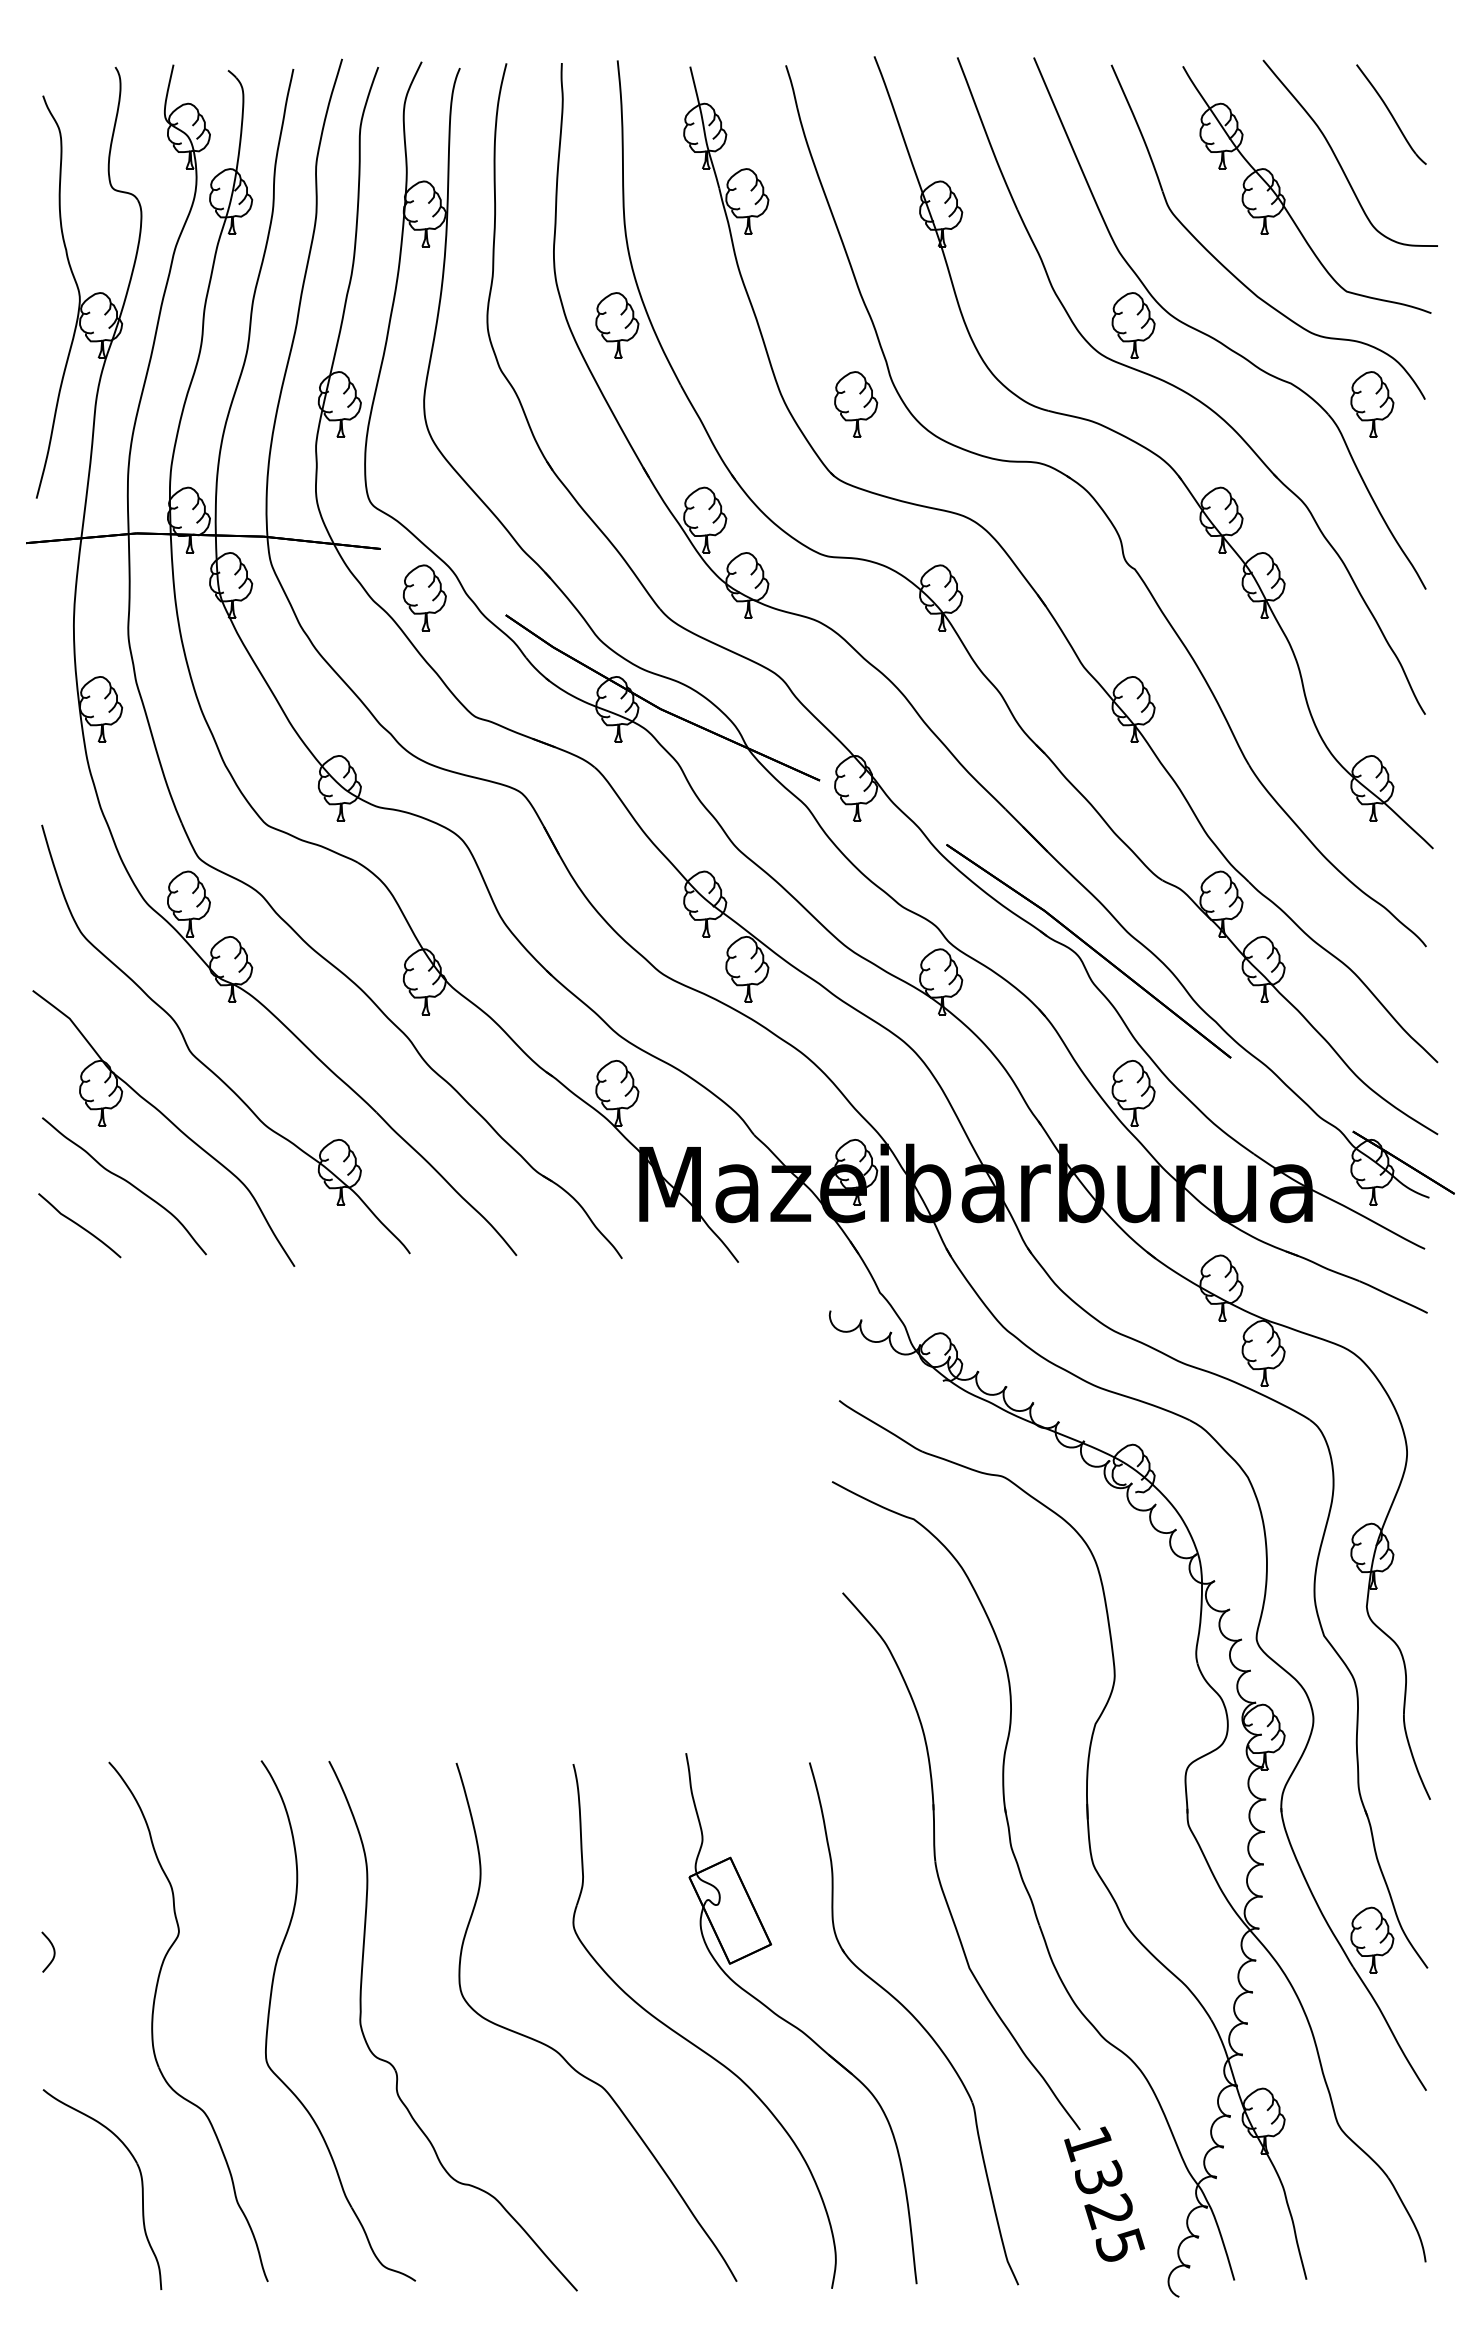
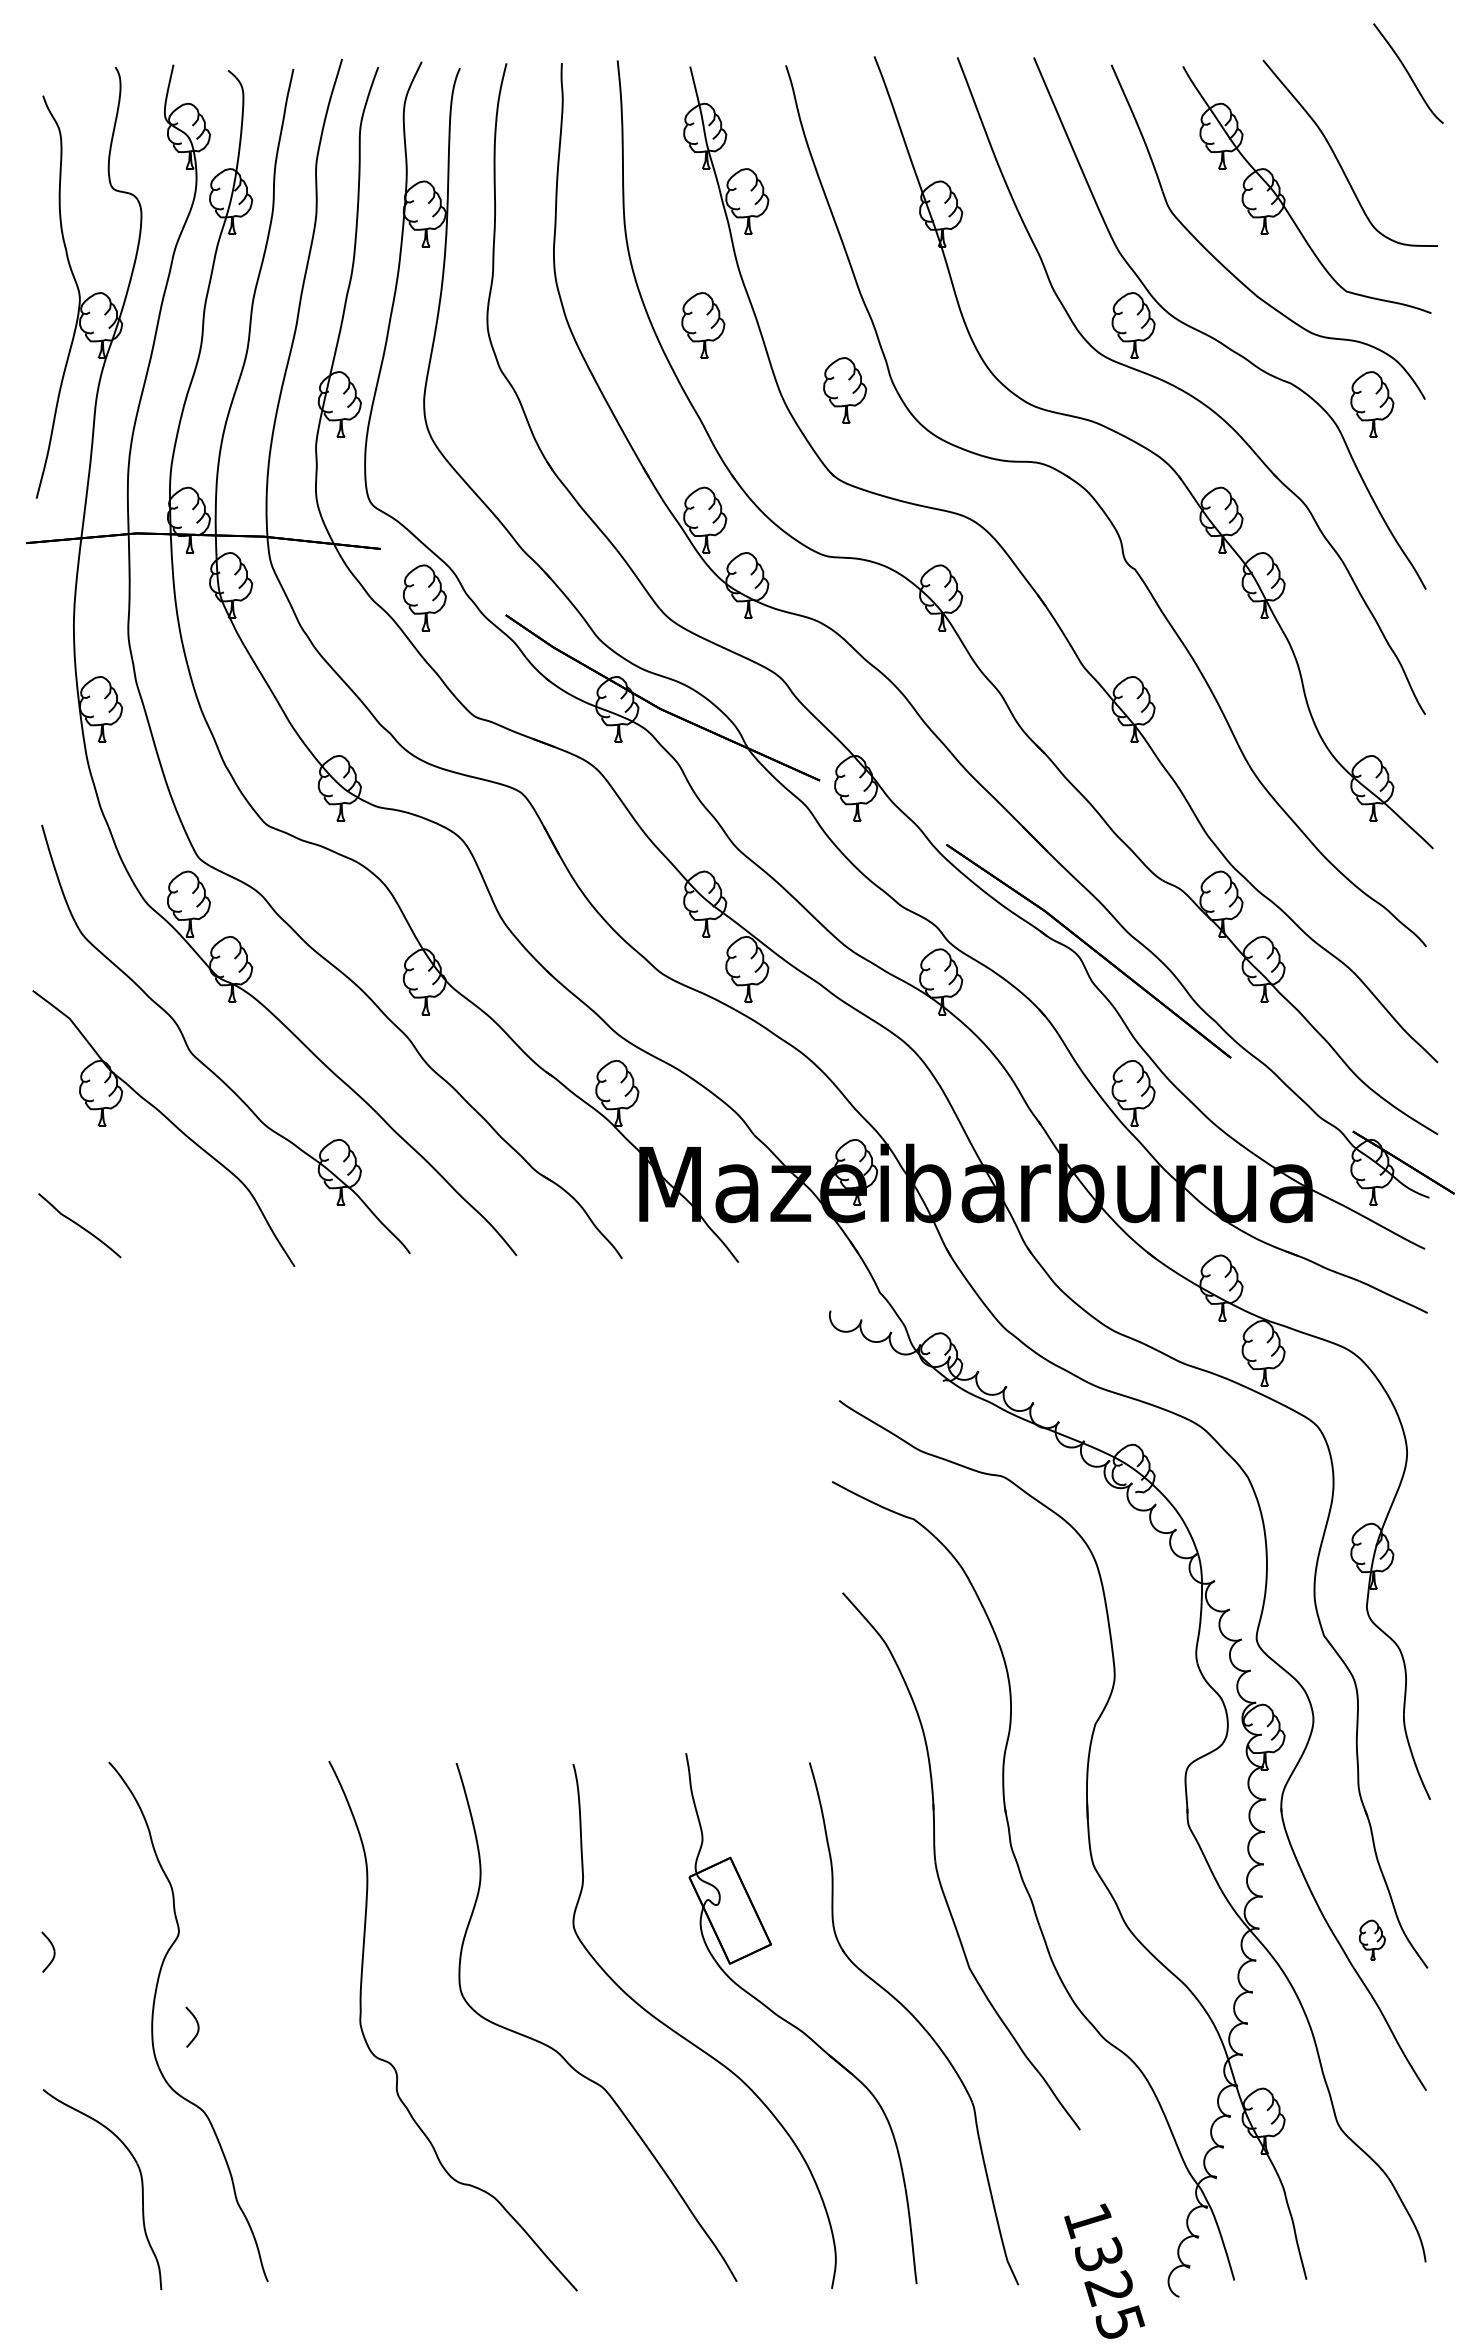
part position: (1391, 114) -> (1408, 73) (1408, 73)
part position: (617, 325) -> (703, 325) (703, 325)
part position: (856, 404) -> (845, 390) (845, 390)
curve: present -> none (126, 1182)
part size: 45x68 px -> 27x42 px (1372, 1939)
part: present -> none (270, 2009)
curve: none -> present (196, 2023)
text position: (1104, 2193) -> (1104, 2270) (1104, 2270)
